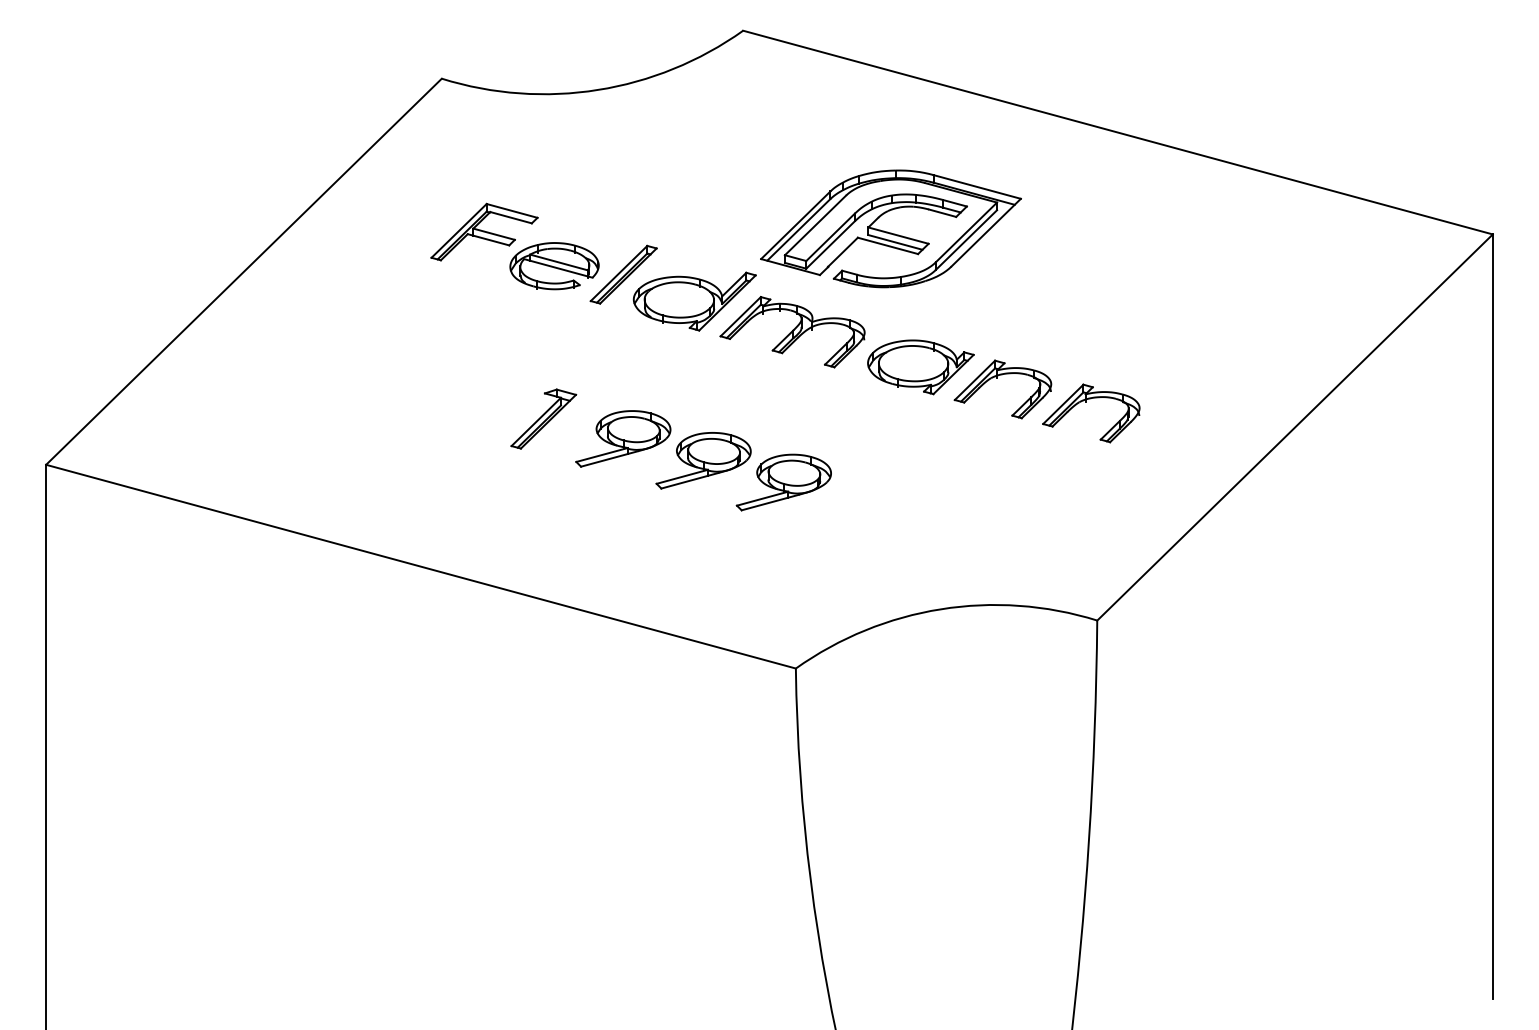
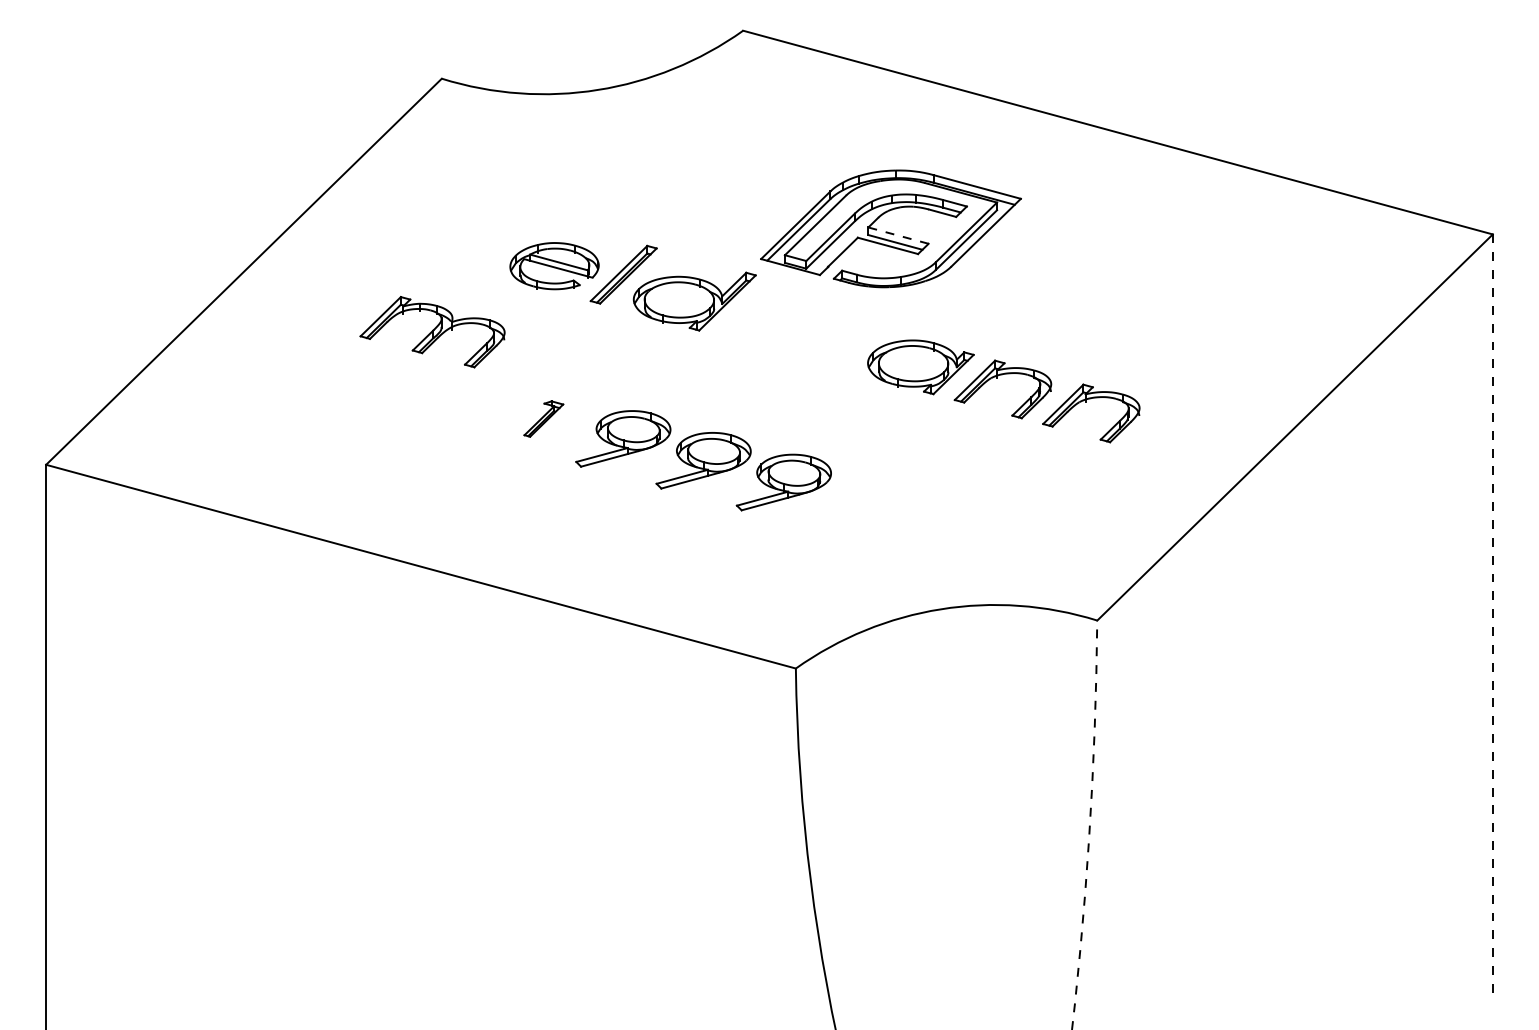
part: present -> none (484, 231)
line: solid -> dashed (899, 235)
part position: (792, 332) -> (432, 332) (432, 332)
part size: 68x62 px -> 42x38 px (543, 418)
line: solid -> dashed (1492, 617)
arc: solid -> dashed (1089, 826)
